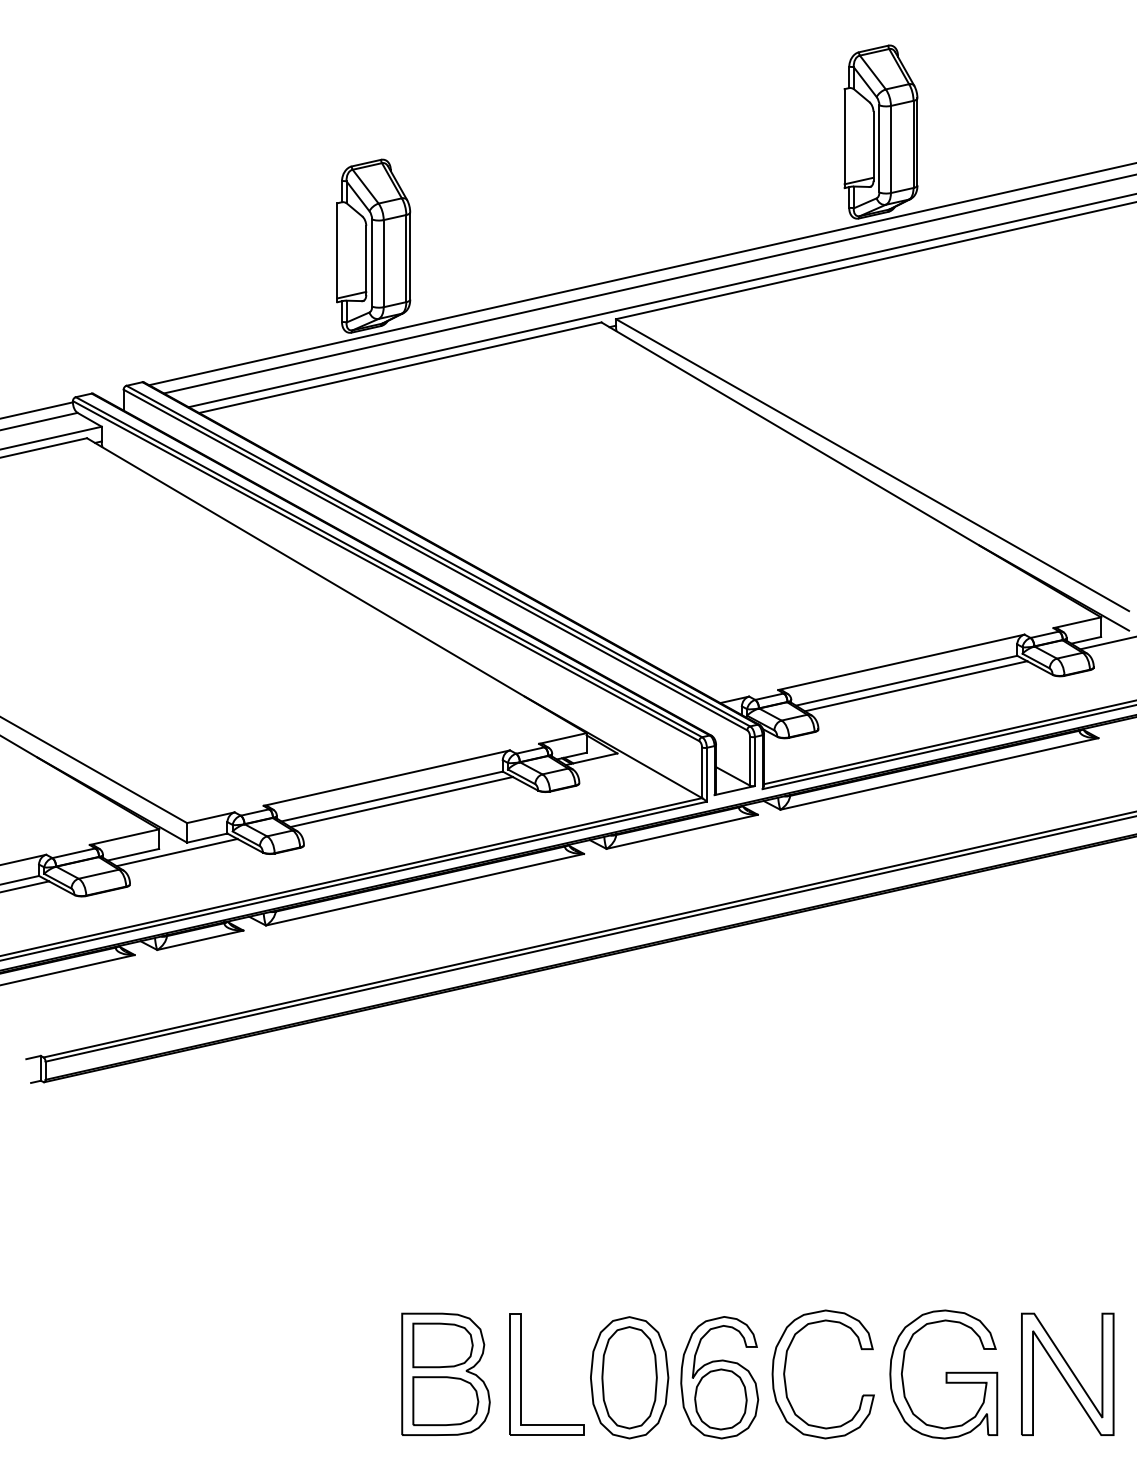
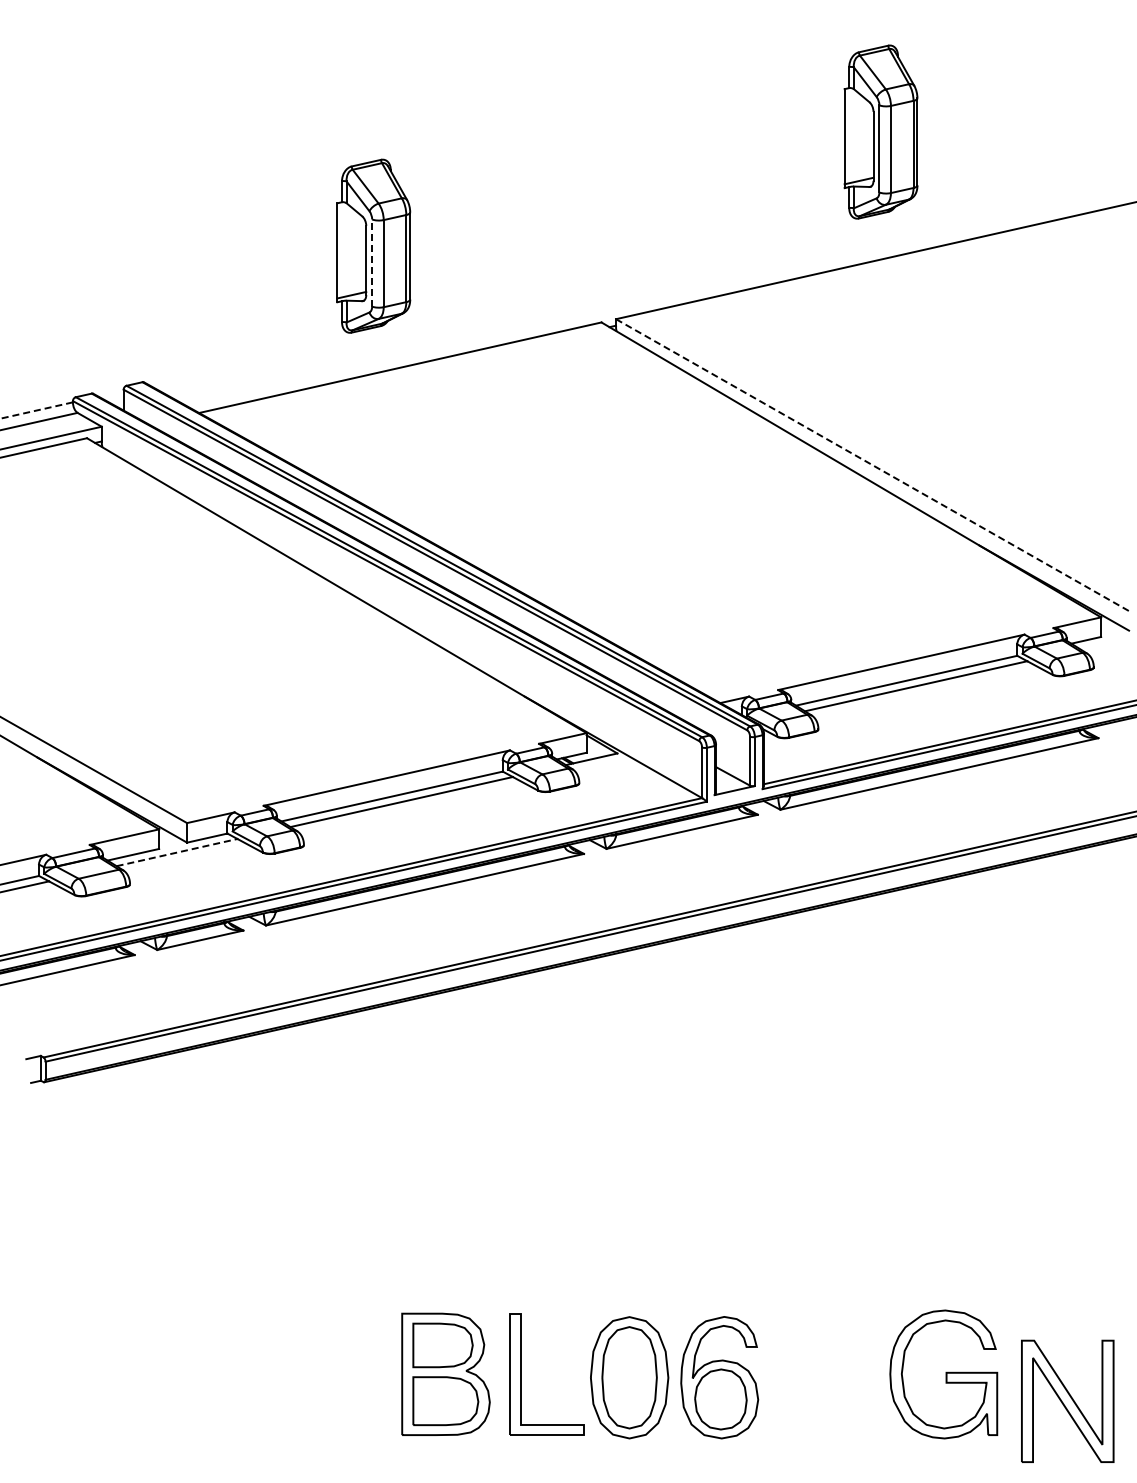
line: solid -> dashed (372, 263)
line: present -> none (641, 274)
line: present -> none (648, 284)
line: present -> none (660, 300)
line: solid -> dashed (36, 410)
line: solid -> dashed (872, 465)
line: present -> none (1106, 643)
line: solid -> dashed (177, 852)
part position: (1067, 1373) -> (1067, 1400) (1067, 1400)
part: present -> none (785, 1375)
